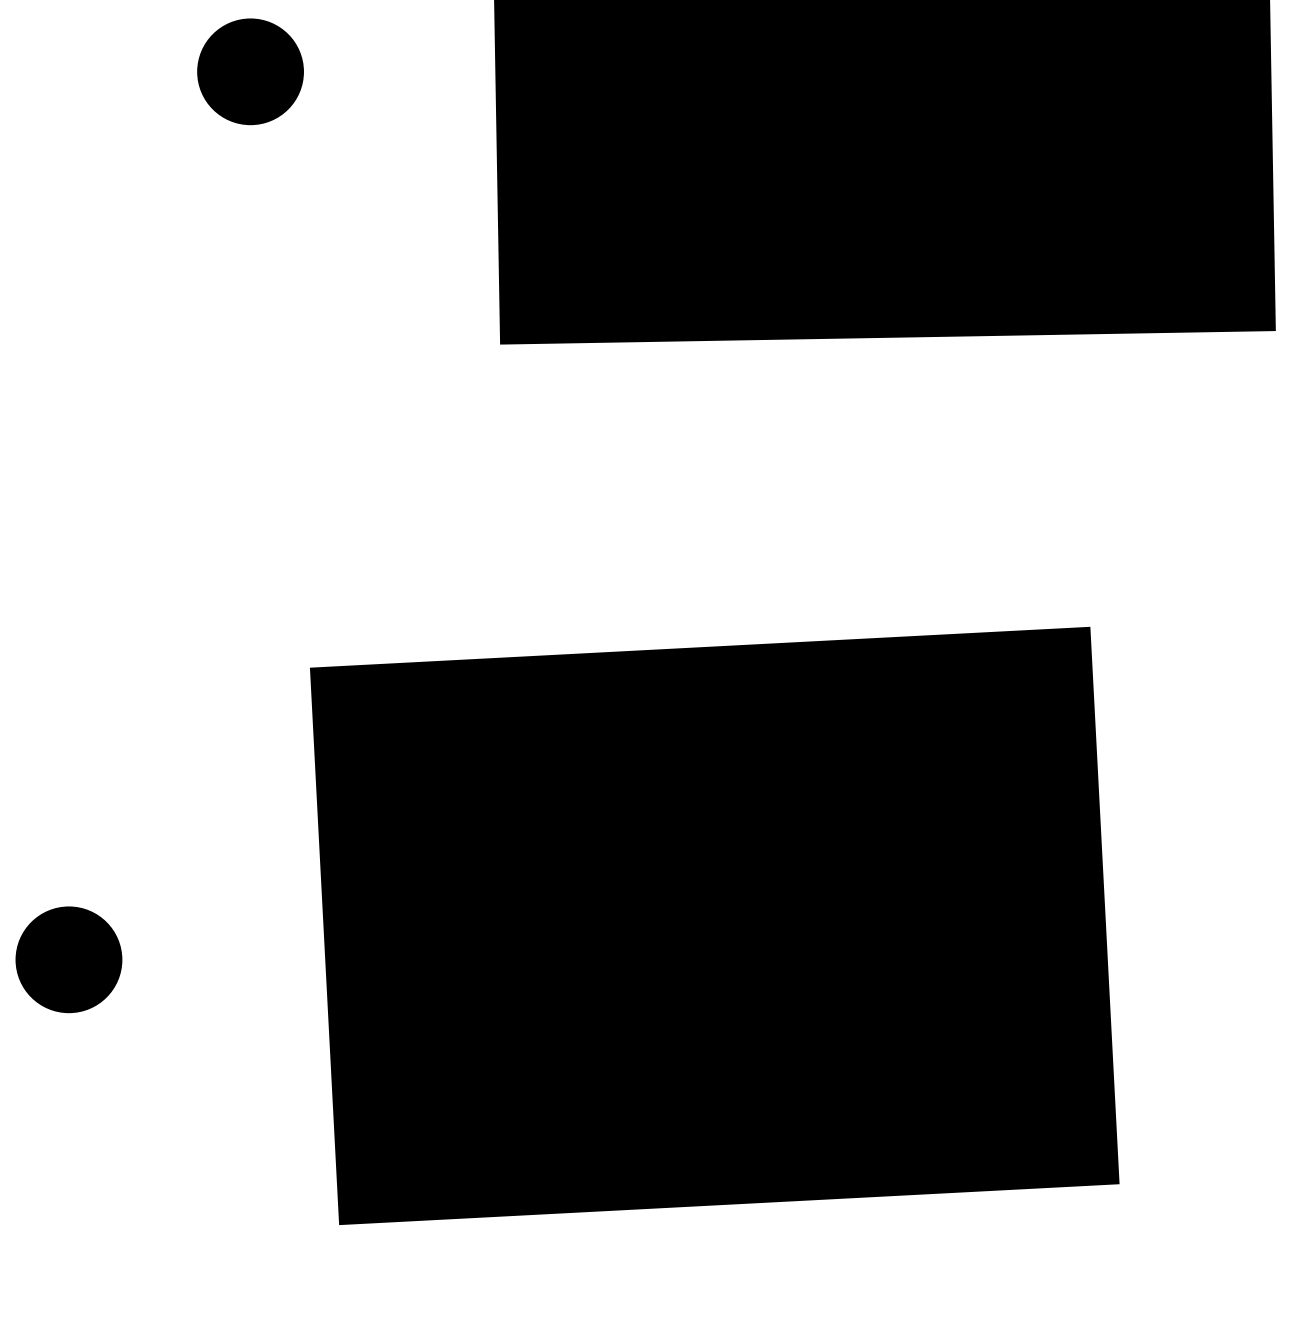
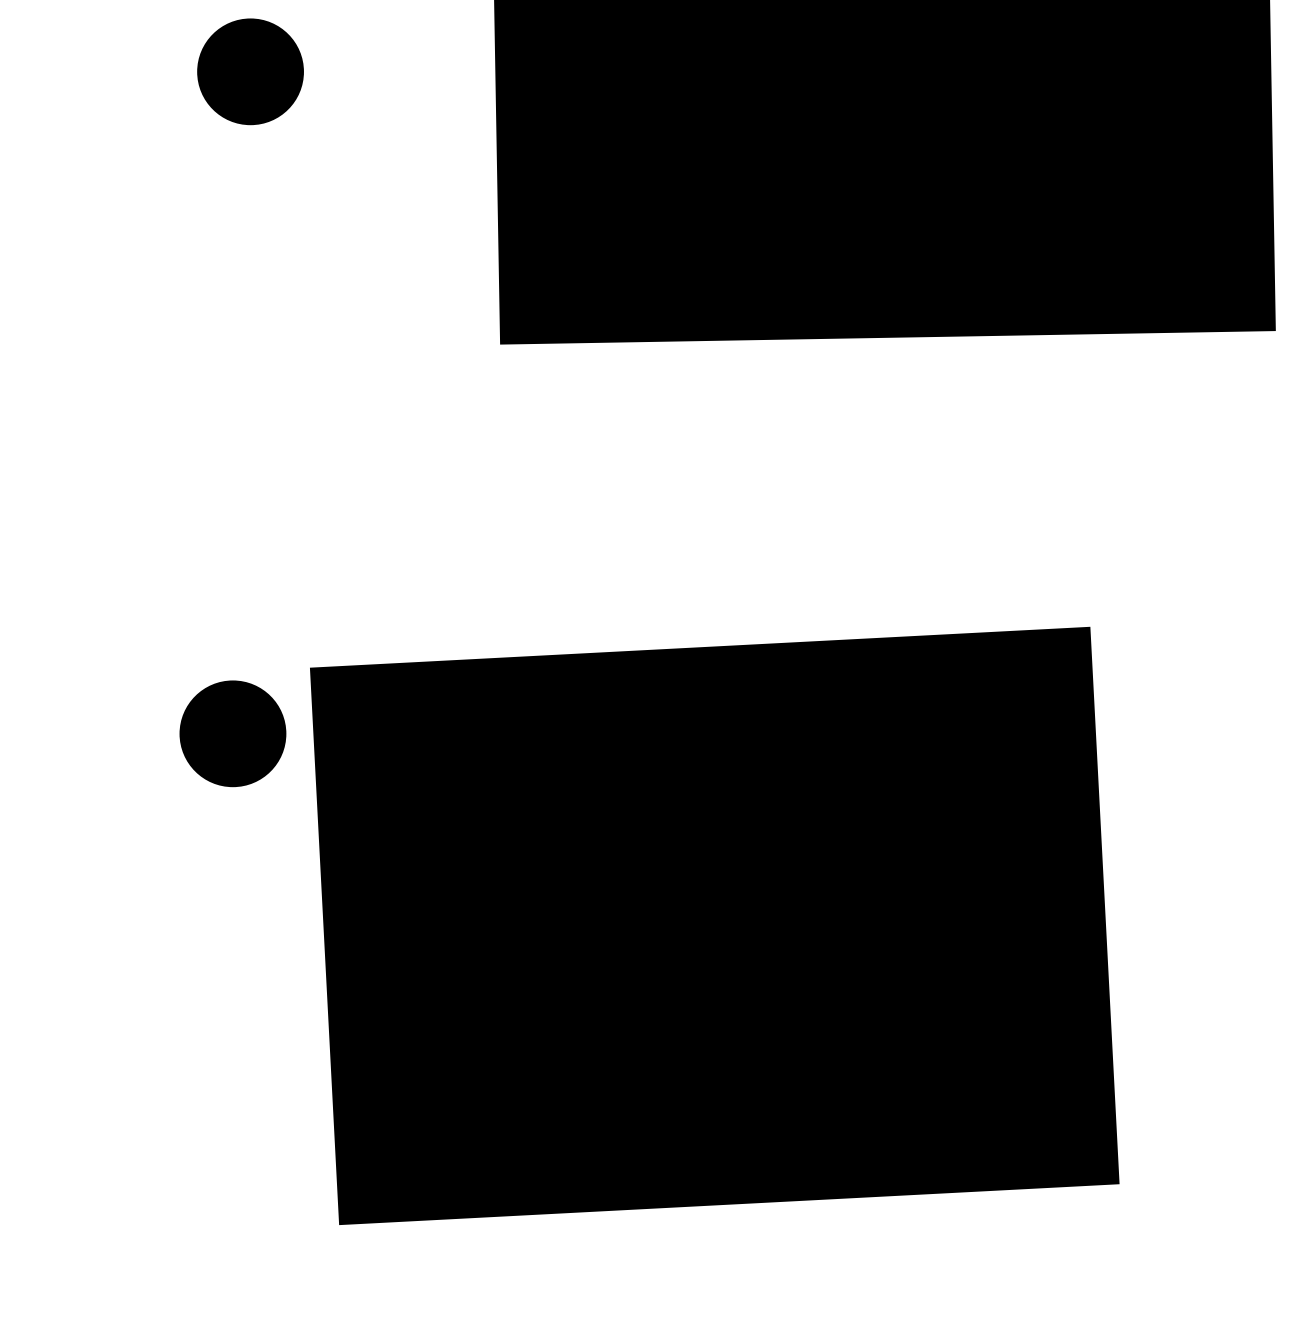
part position: (68, 959) -> (232, 733) (232, 733)
